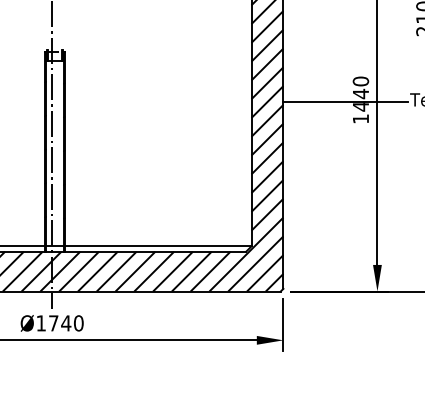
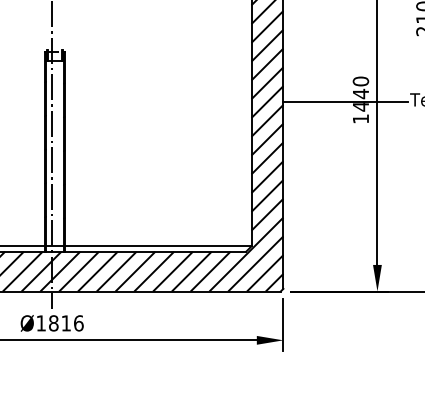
text: Ø1740 -> Ø1816 (66, 323)
